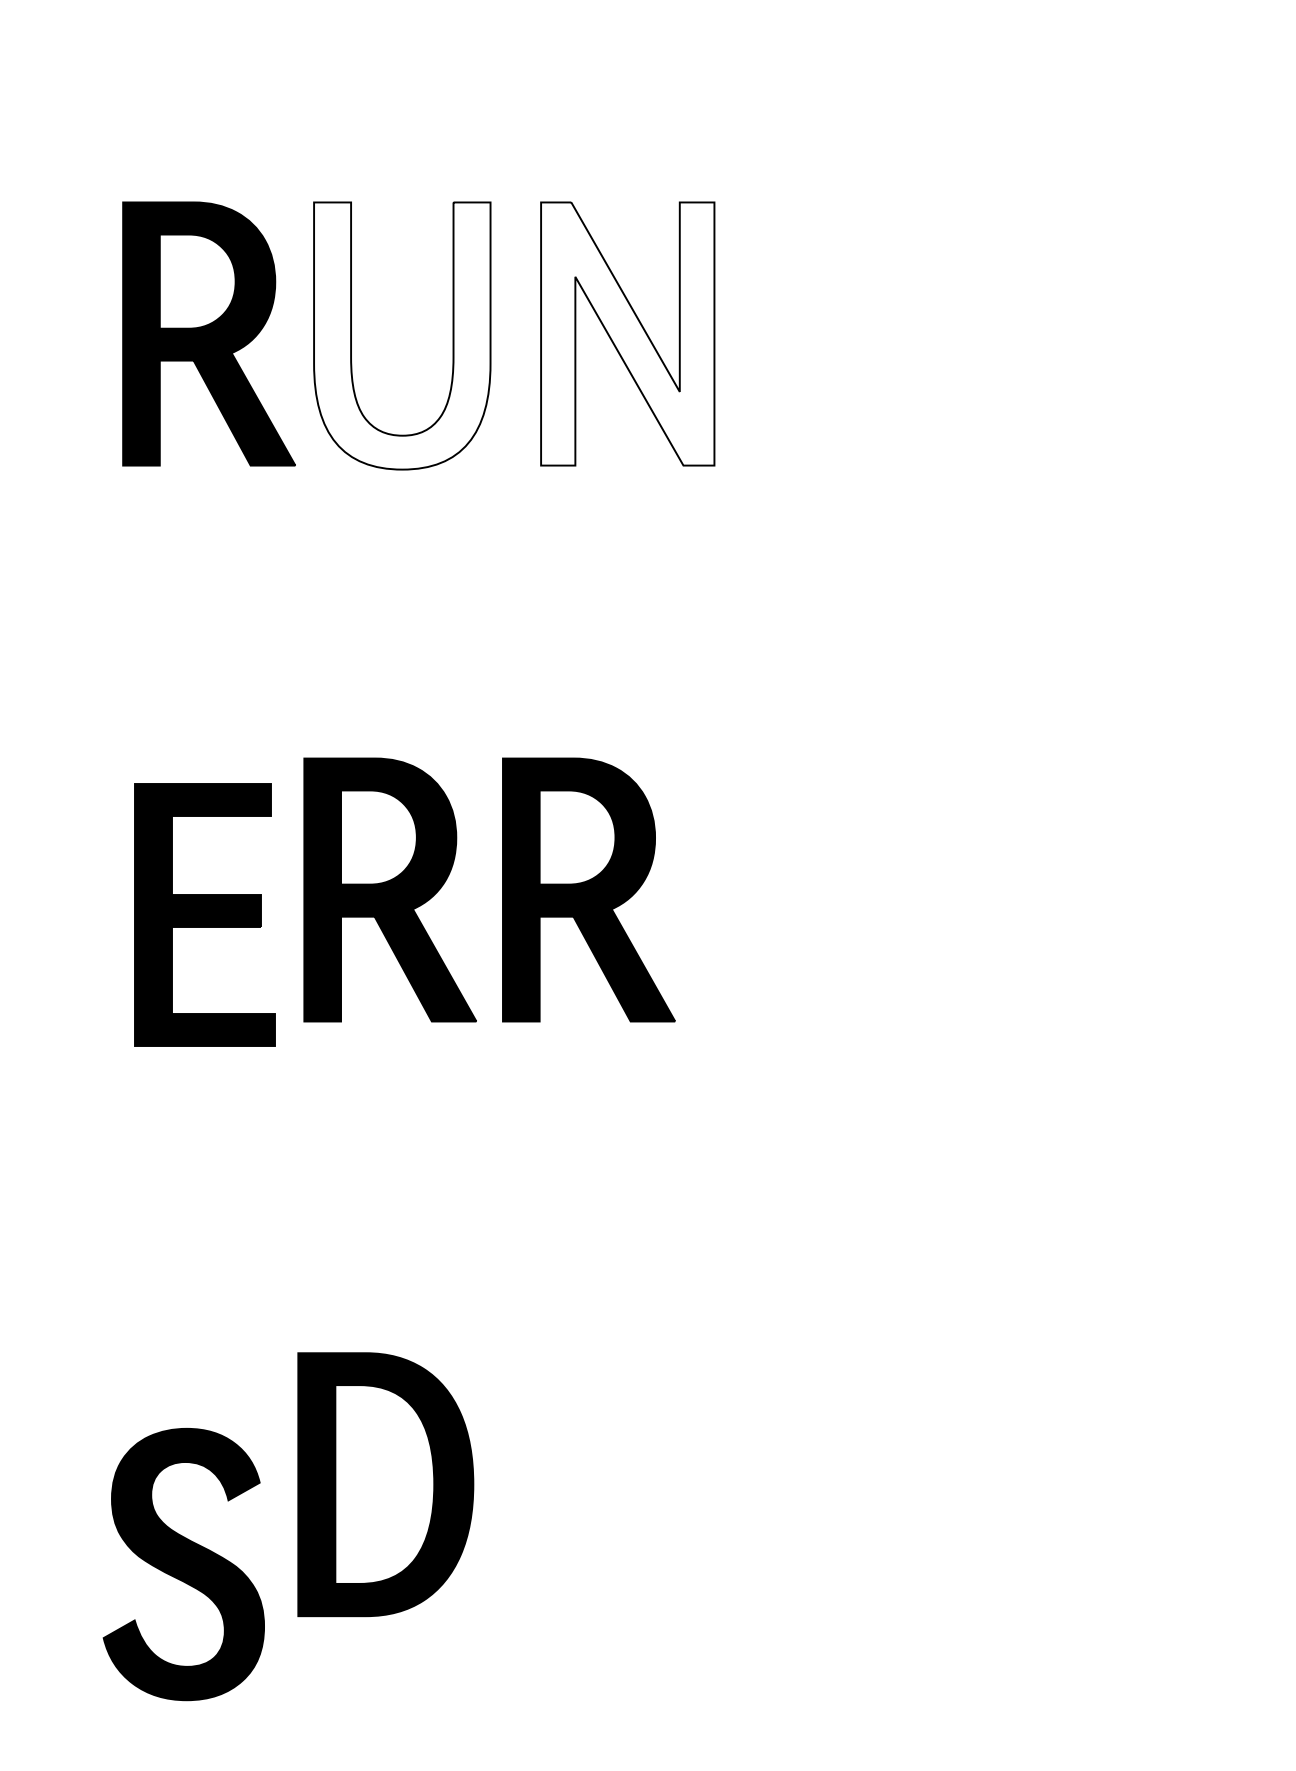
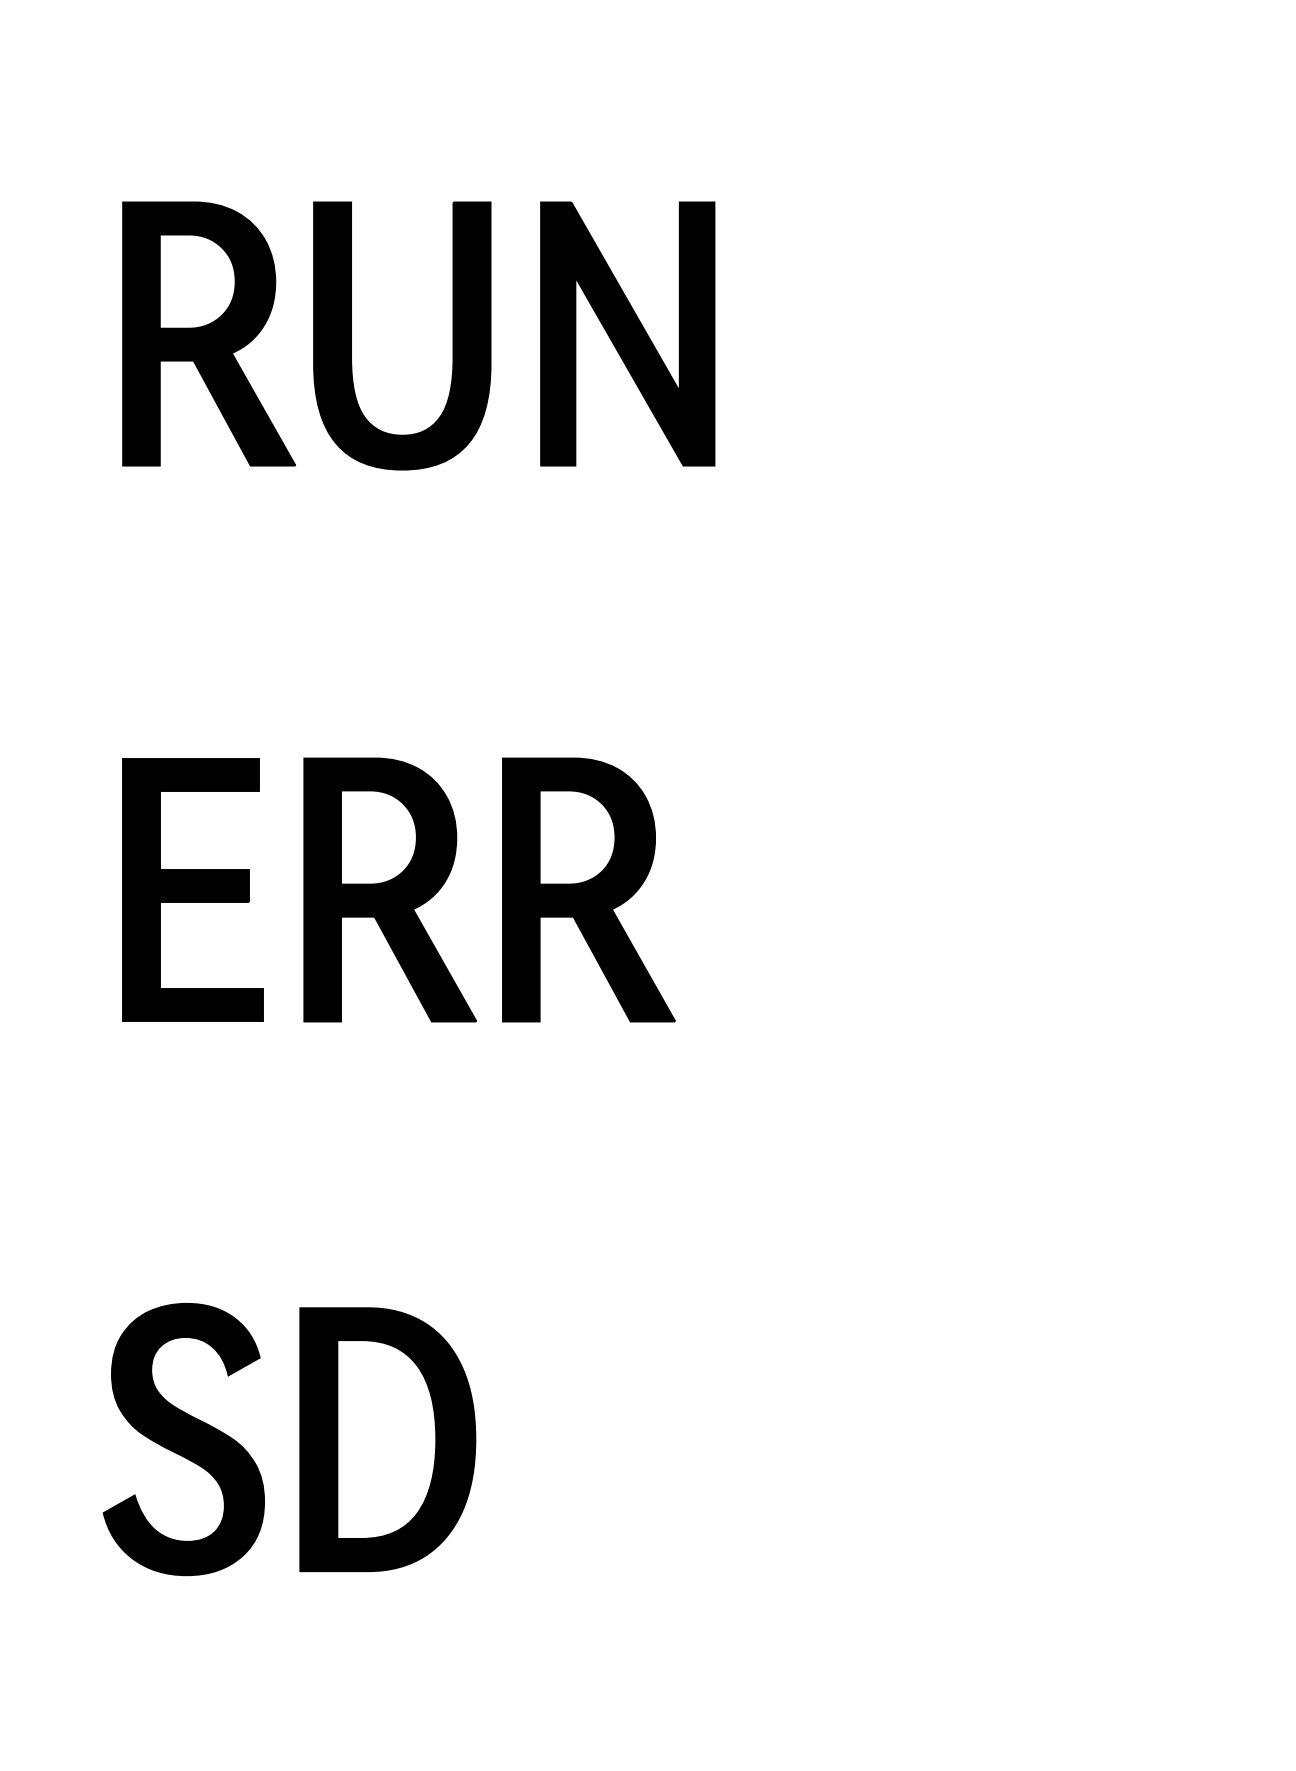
fill: none -> present (627, 333)
fill: none -> present (402, 335)
part position: (204, 914) -> (192, 889) (192, 889)
part position: (385, 1484) -> (387, 1439) (387, 1439)
part position: (183, 1564) -> (183, 1439) (183, 1439)
